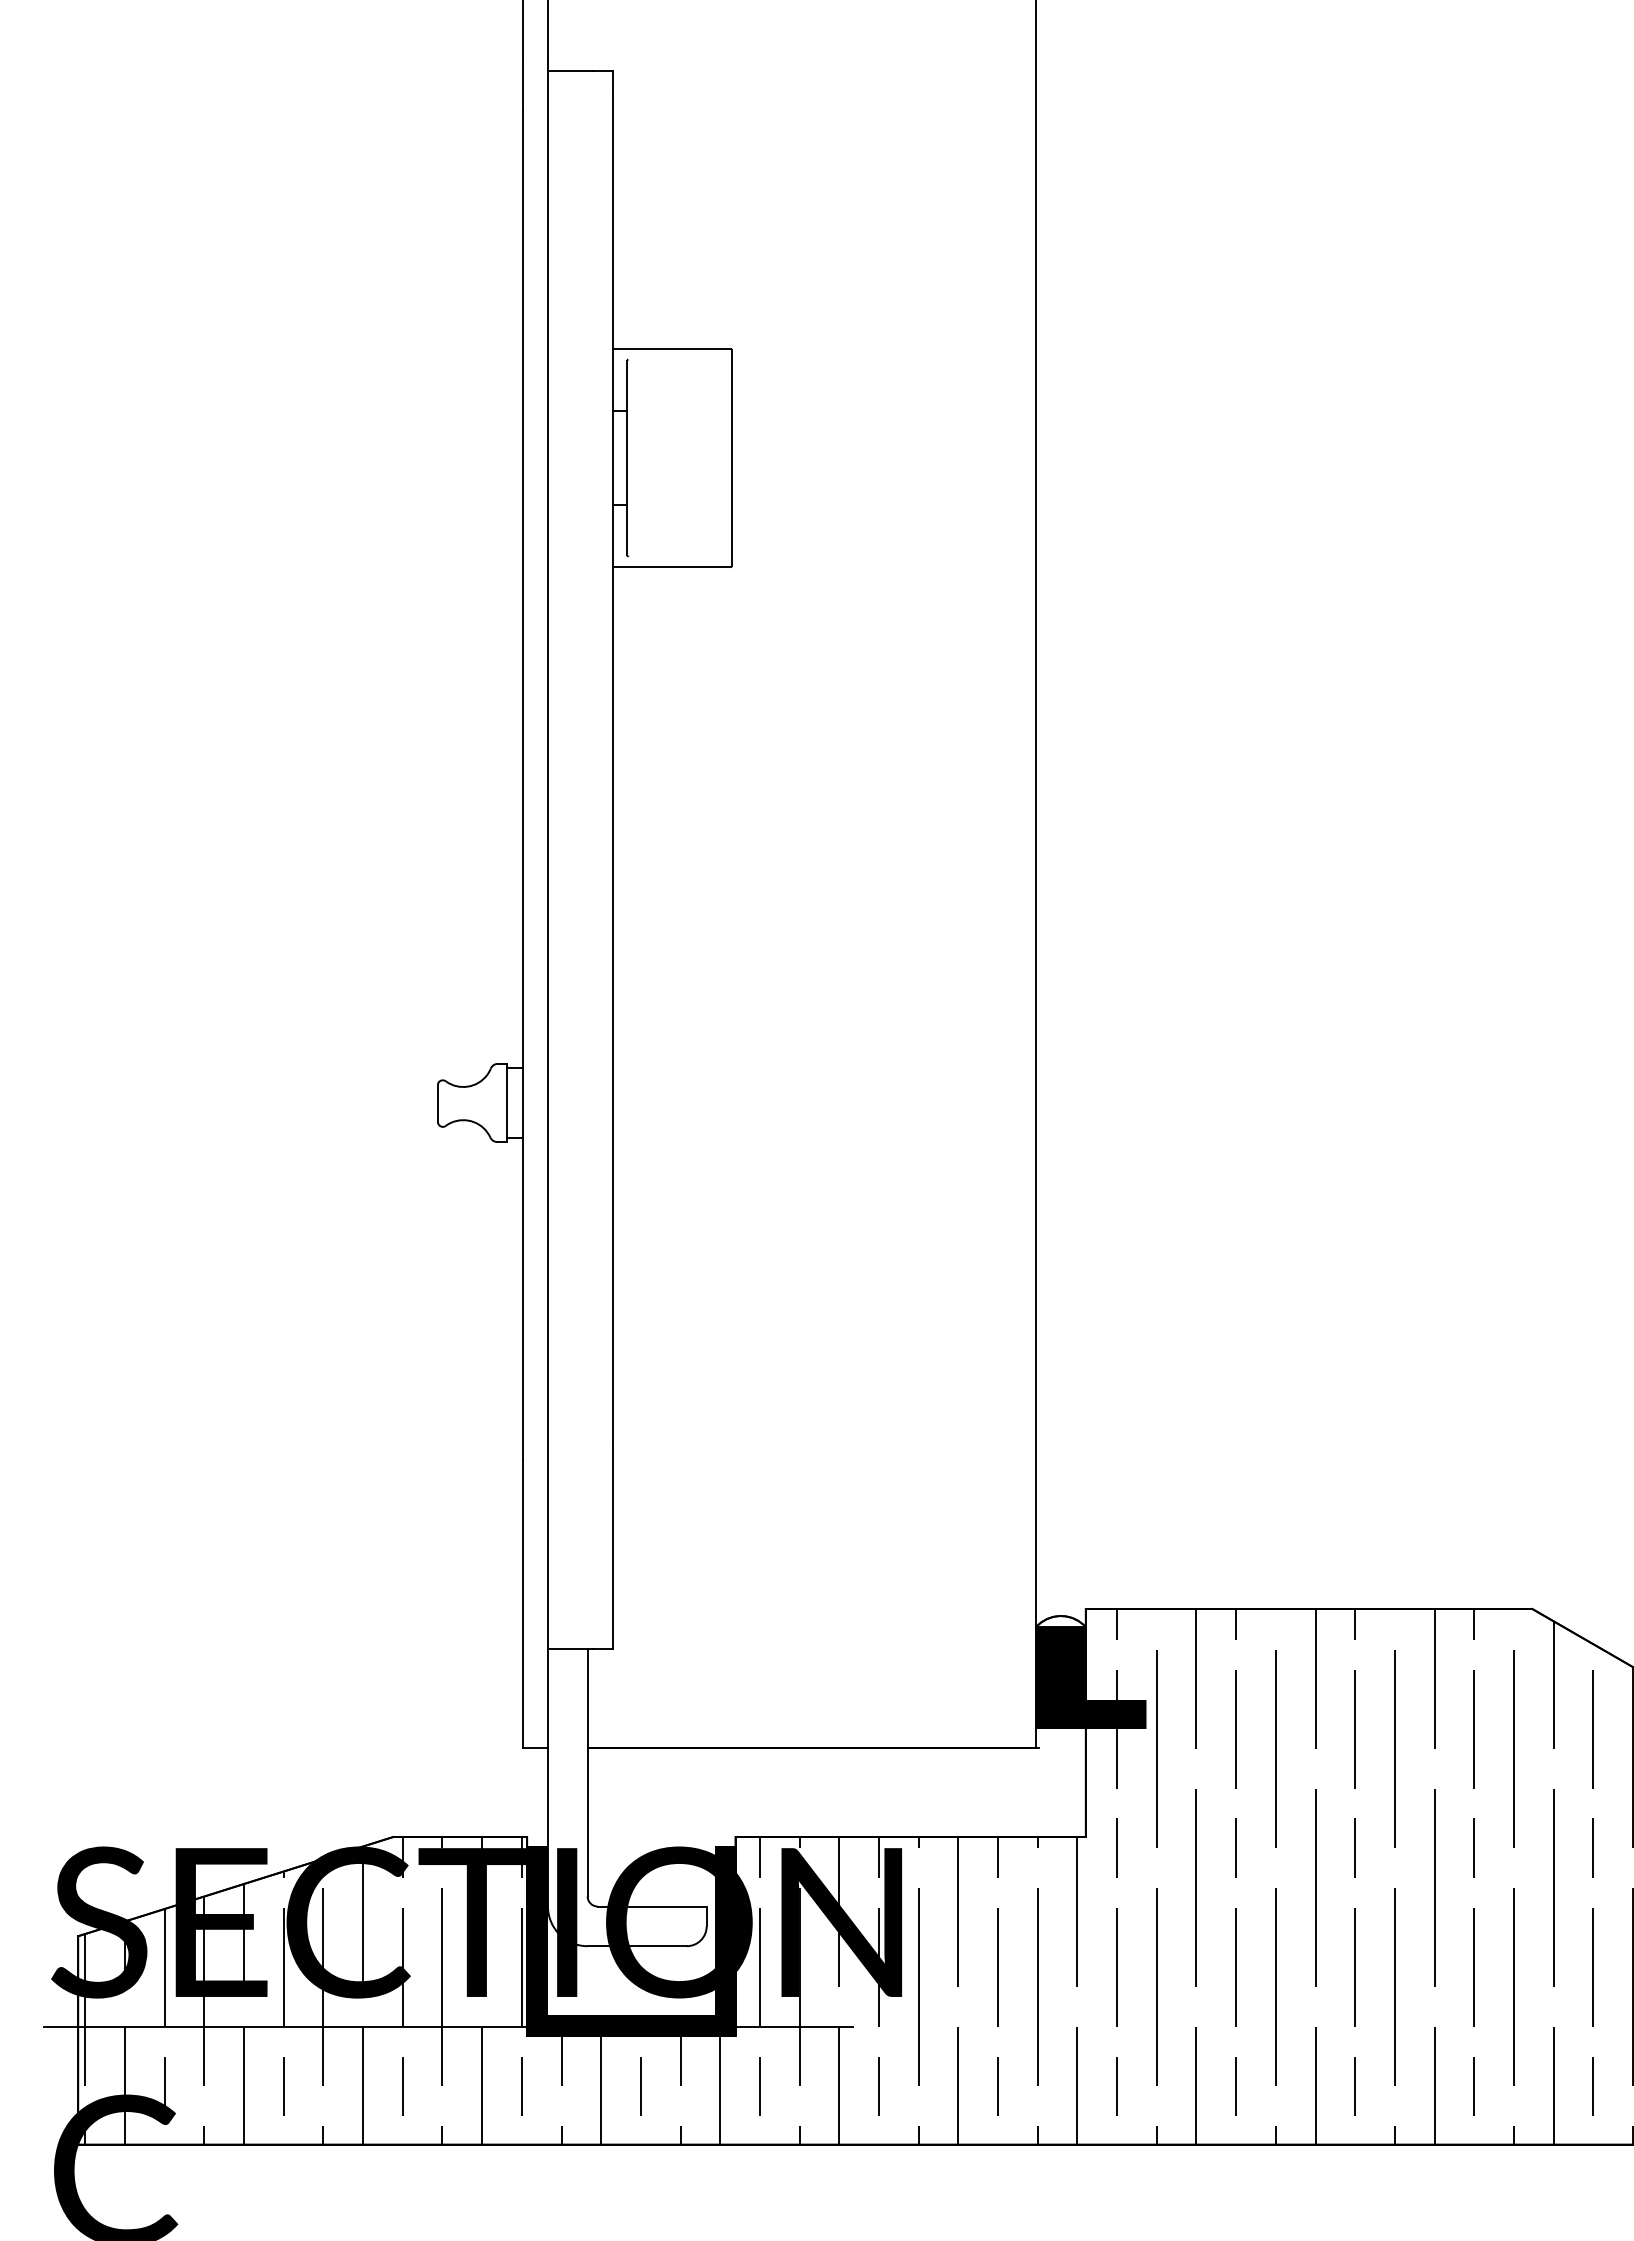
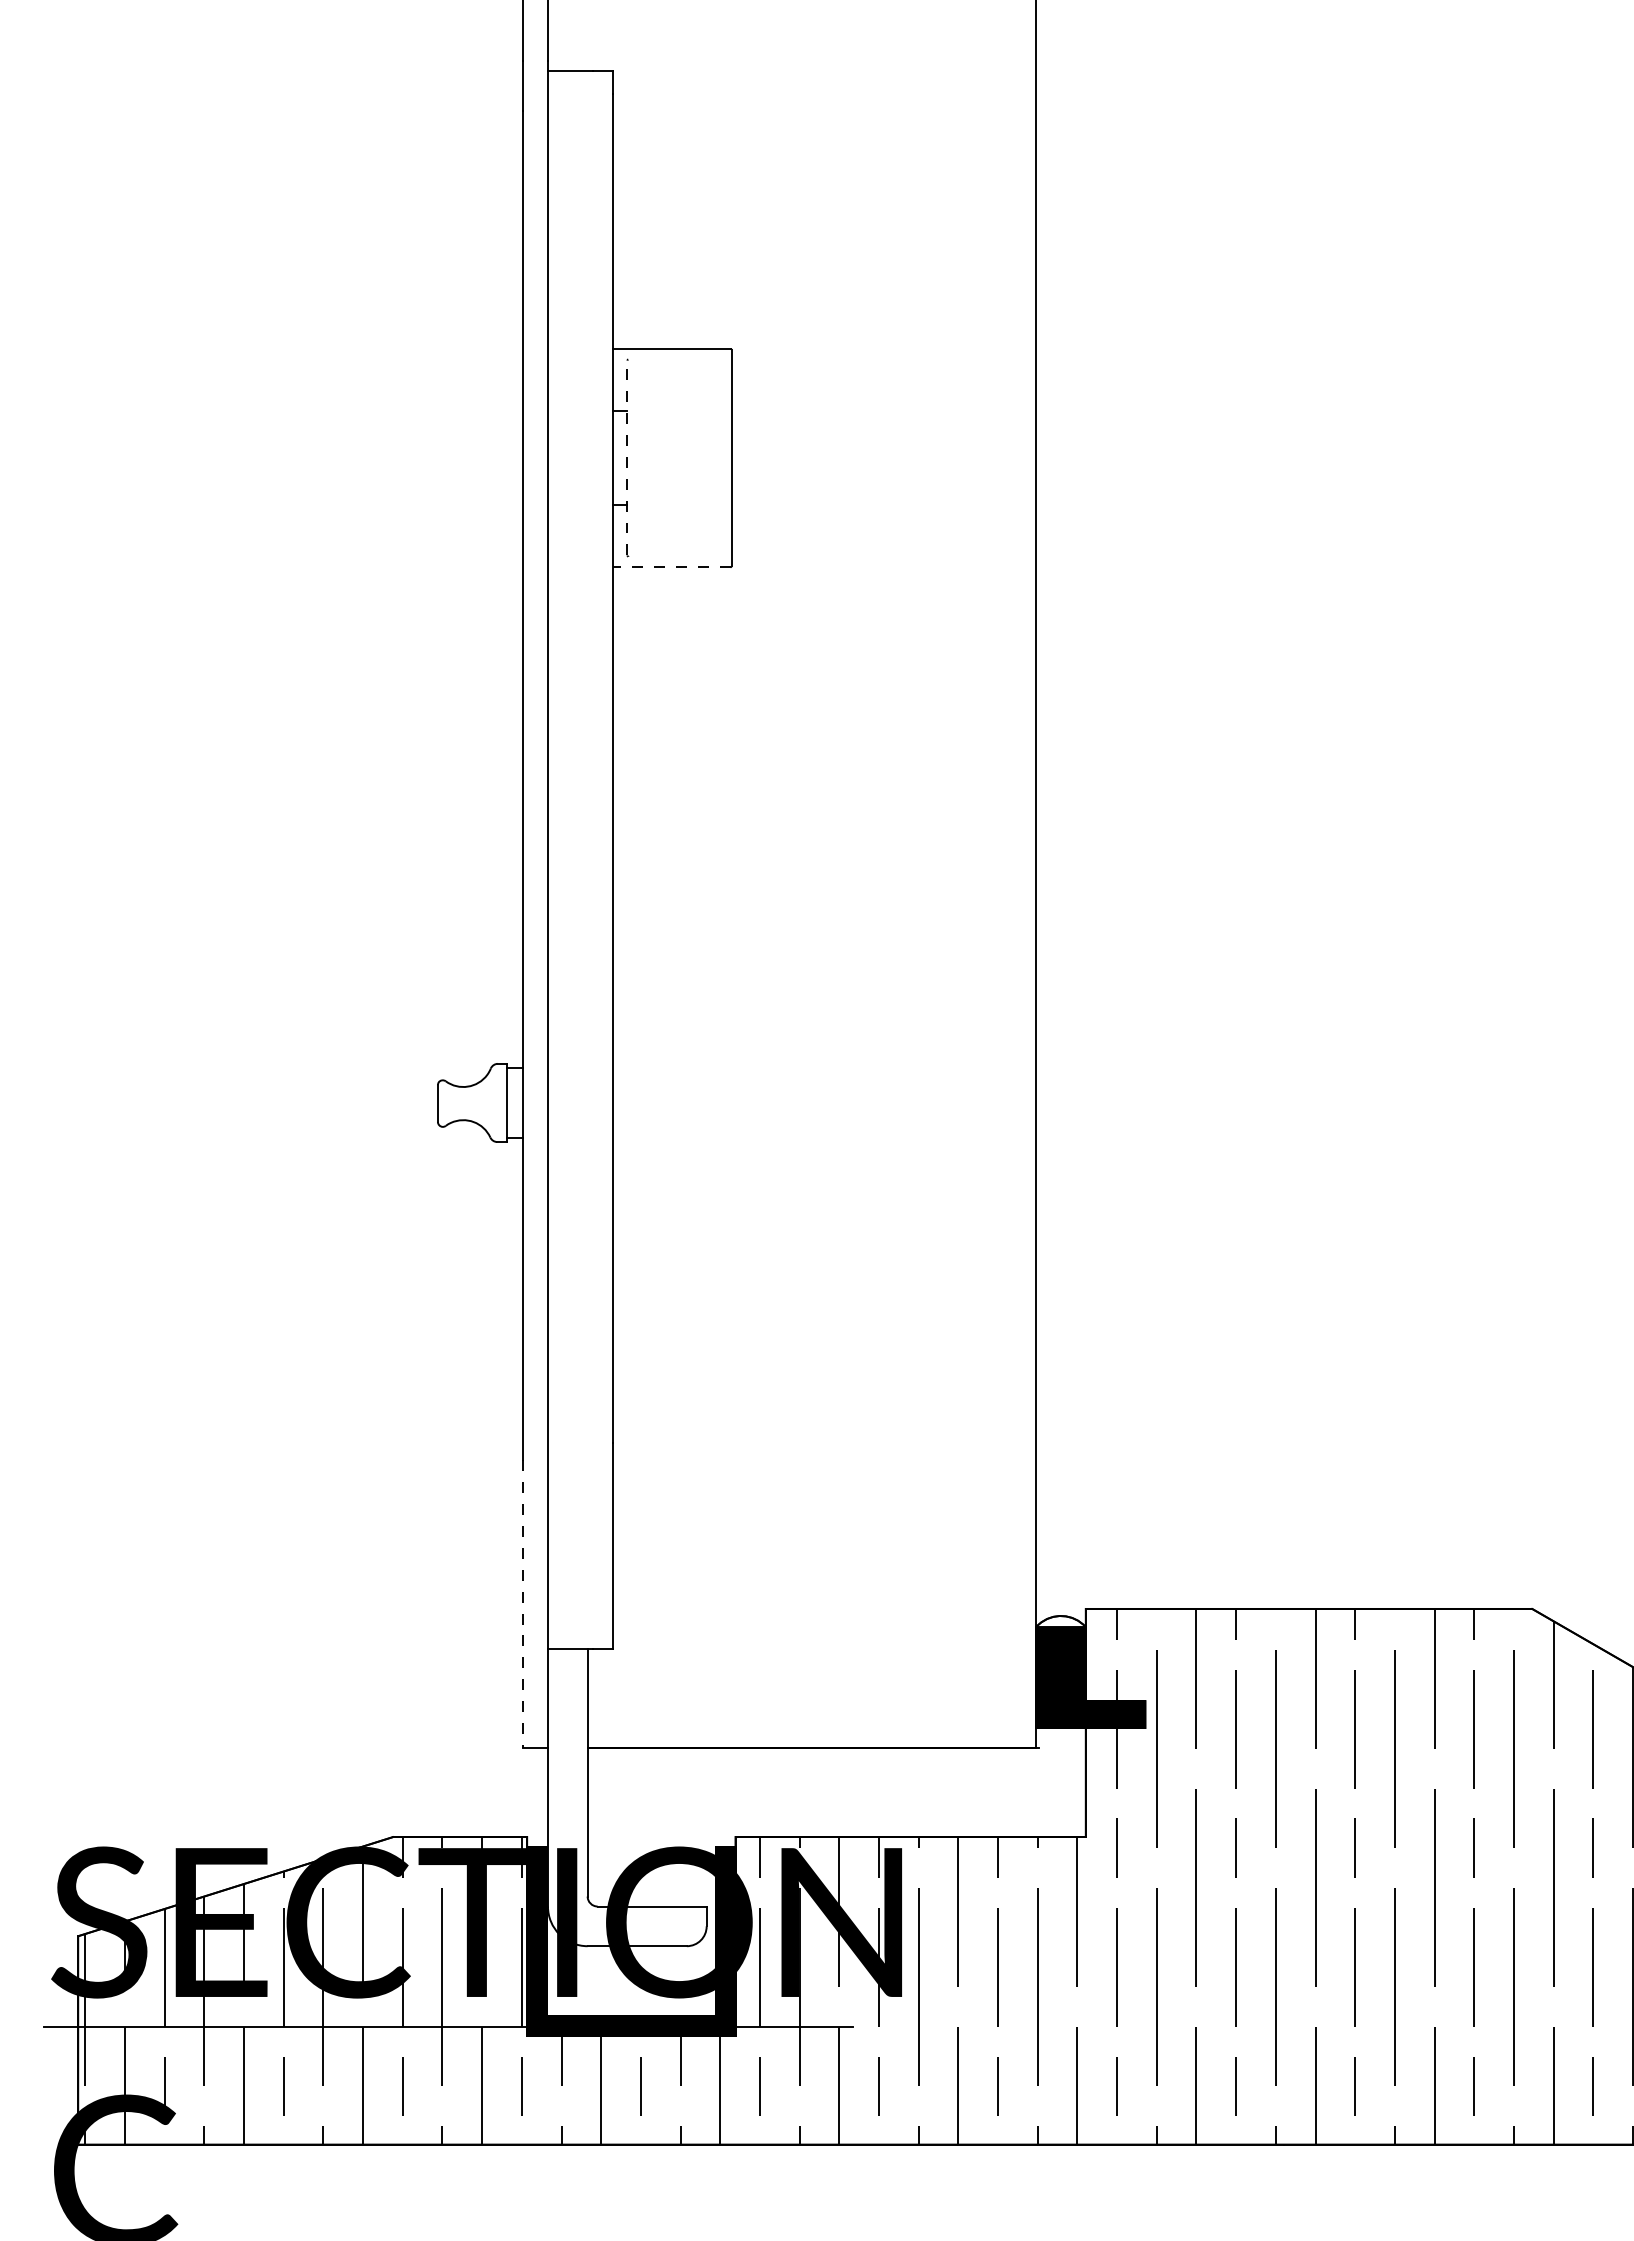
line: solid -> dashed (627, 457)
line: solid -> dashed (671, 567)
line: solid -> dashed (523, 1603)
